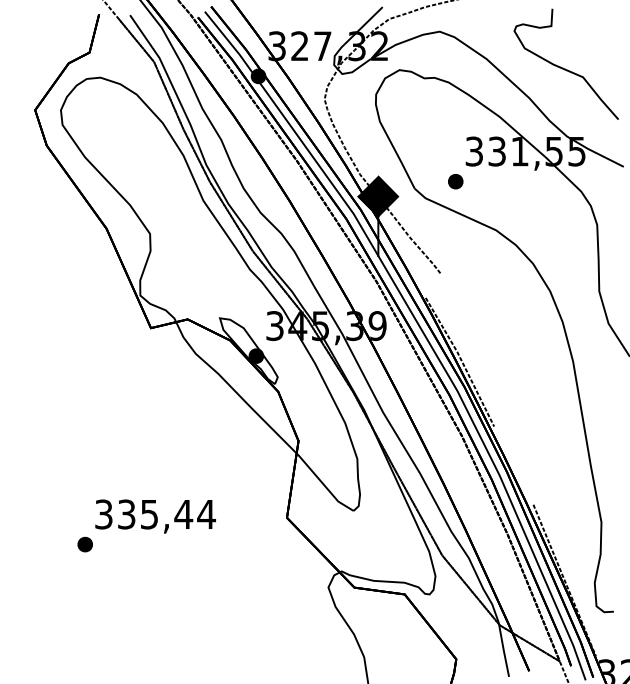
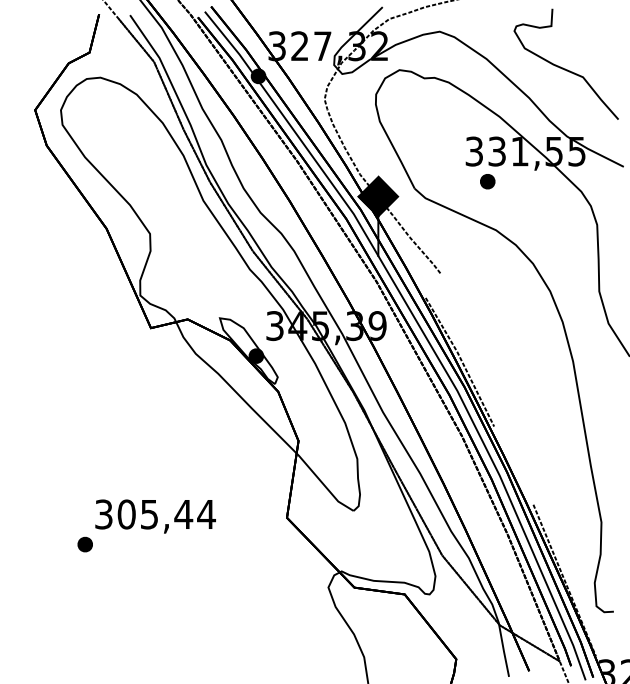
part position: (455, 181) -> (487, 181) (487, 181)
text: 335,44 -> 305,44 (126, 514)
